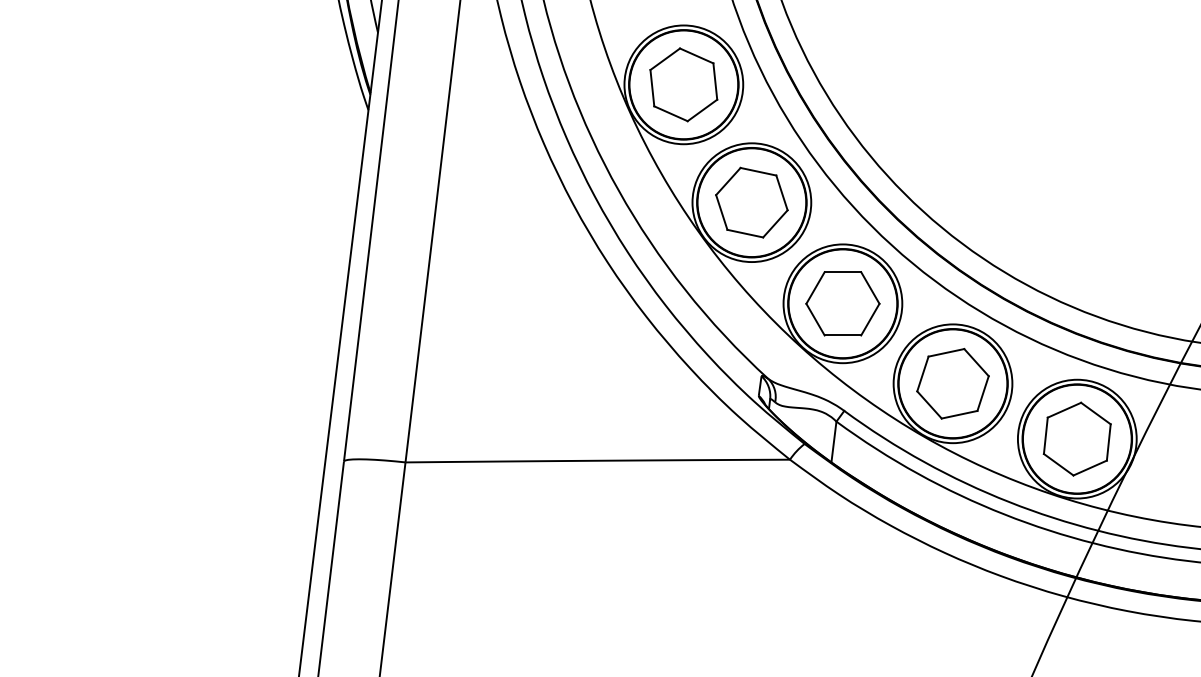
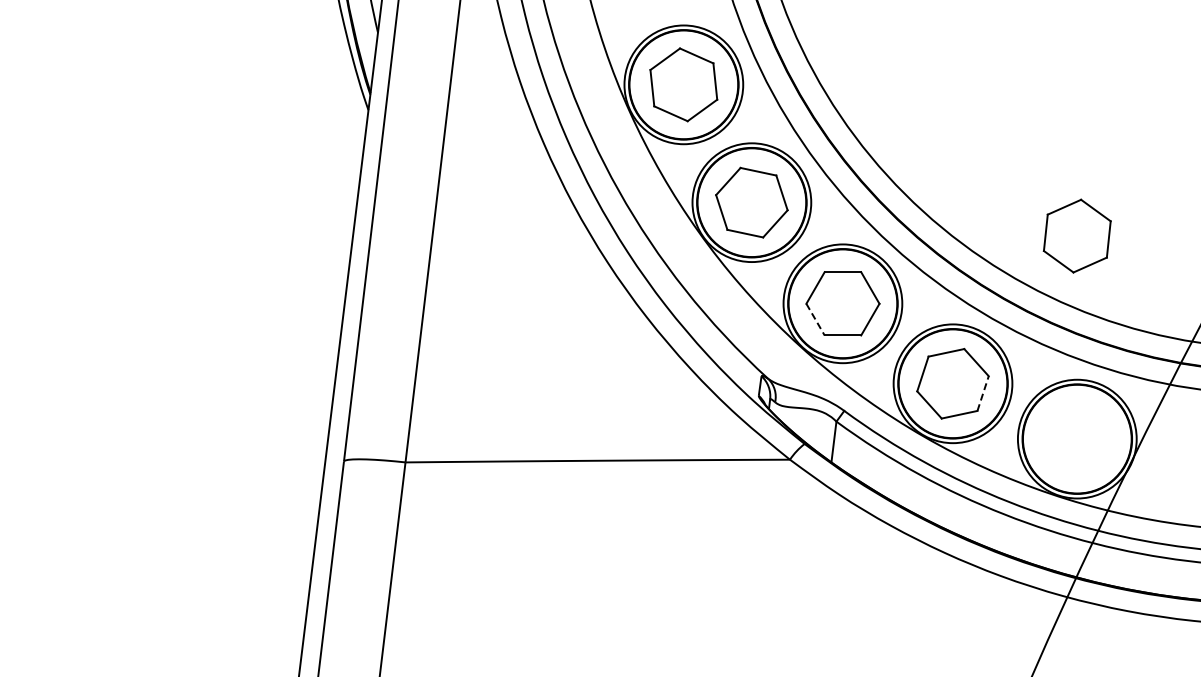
line: solid -> dashed (815, 320)
line: solid -> dashed (983, 393)
part position: (1076, 438) -> (1076, 235) (1076, 235)
